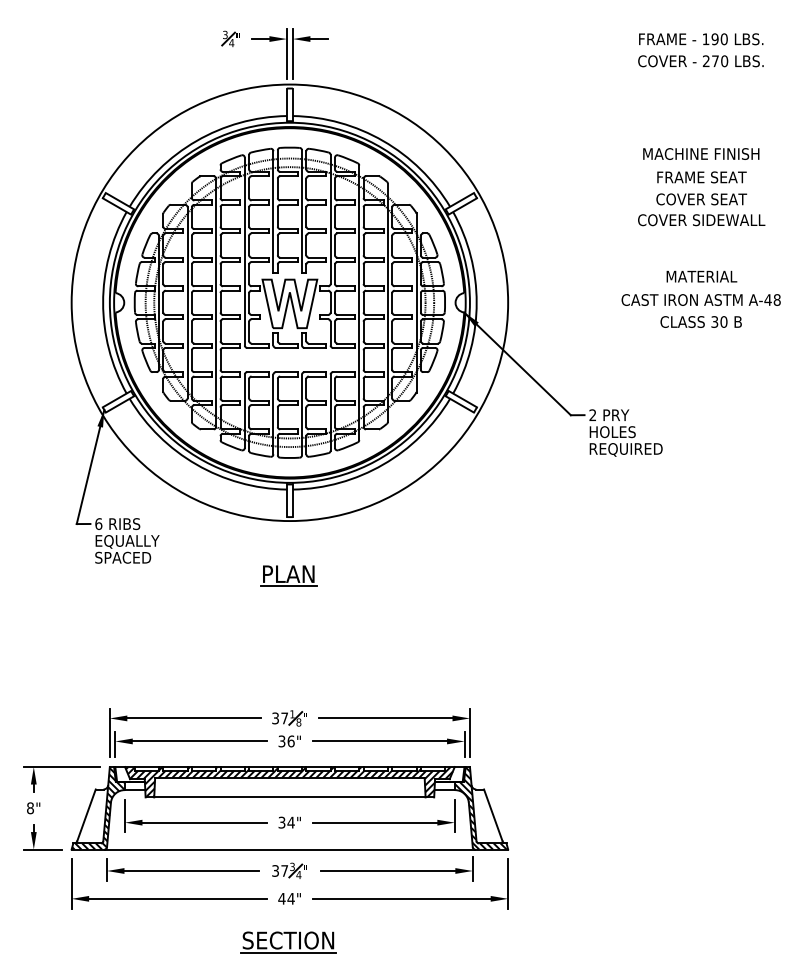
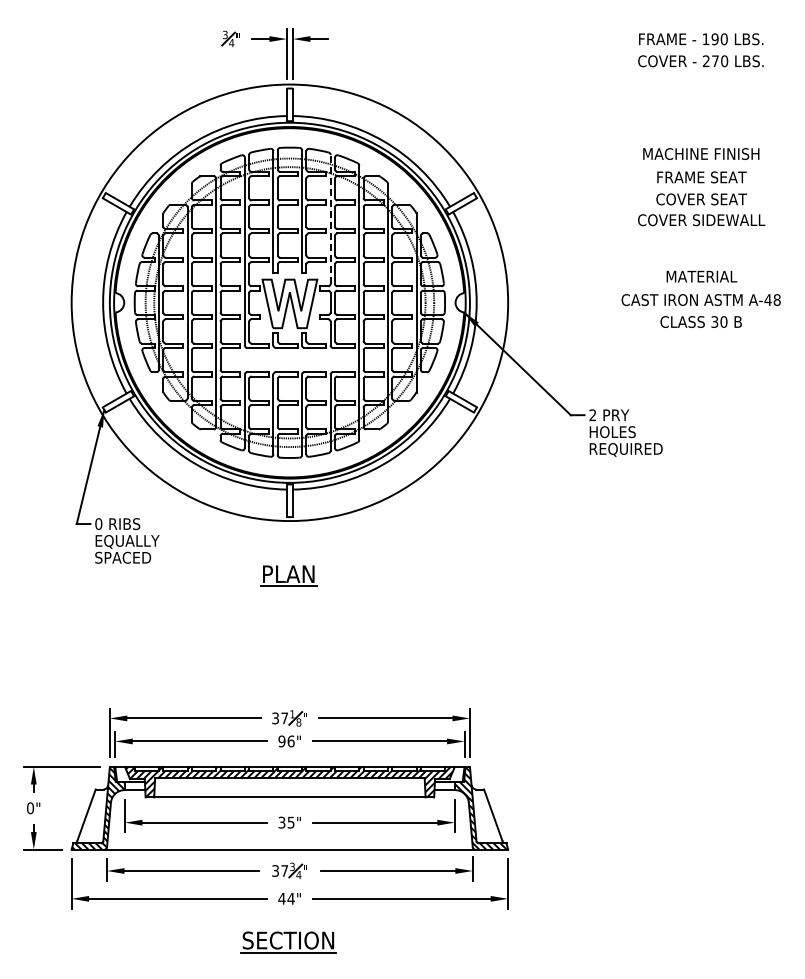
line: solid -> dashed (330, 218)
text: 6 -> 0 (98, 523)
text: 36" -> 96" (281, 741)
text: 8" -> 0" (30, 807)
text: 34" -> 35" (290, 822)
